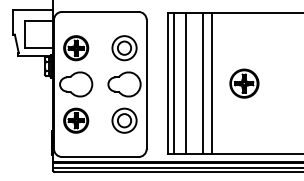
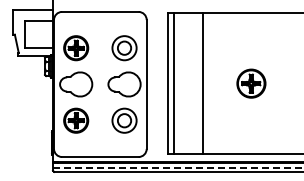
line: present -> none (186, 83)
line: present -> none (212, 83)
part position: (244, 83) -> (251, 83) (251, 83)
line: solid -> dashed (178, 167)
